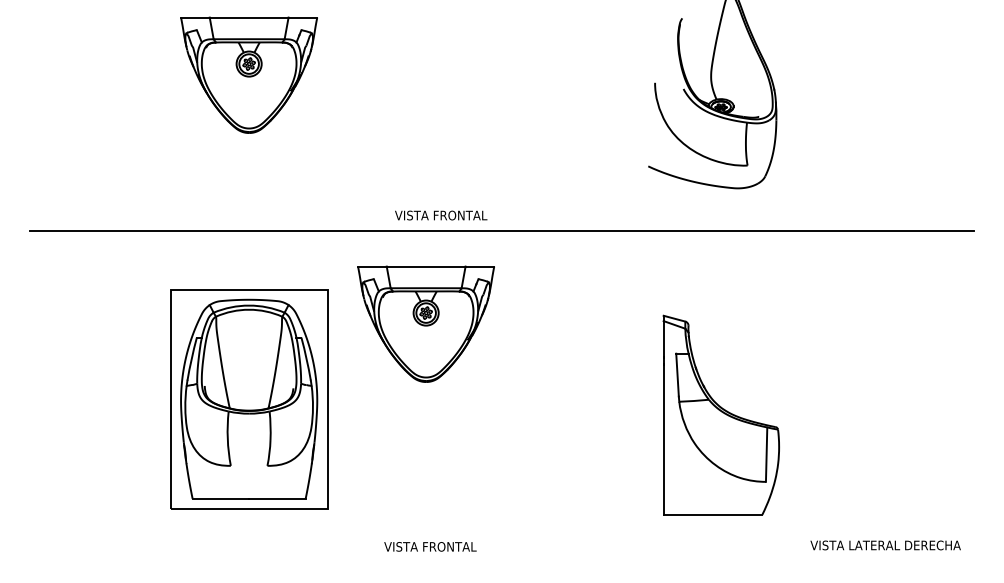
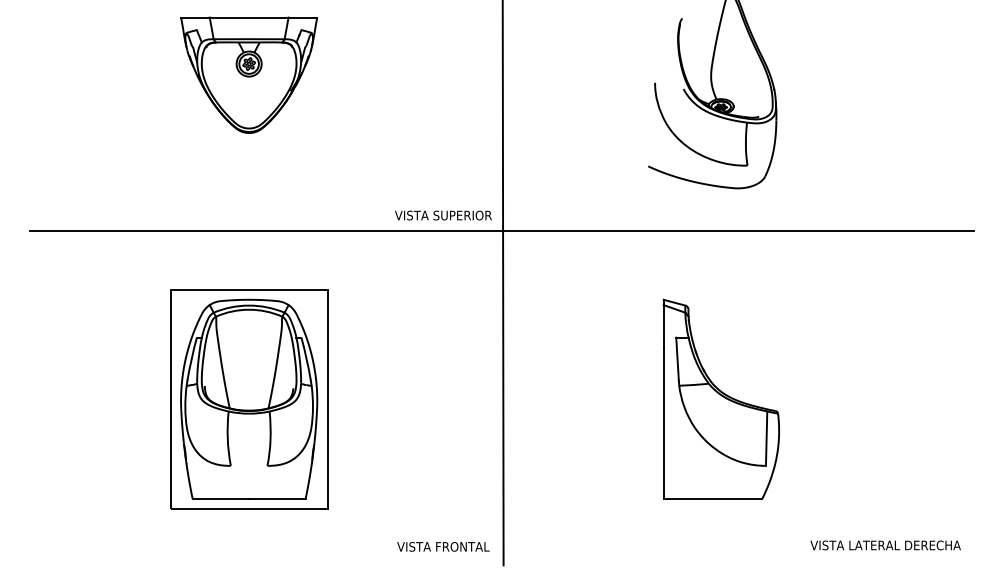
text: VISTA FRONTAL -> VISTA SUPERIOR (462, 215)
line: none -> present (502, 283)
part: present -> none (425, 323)
part position: (720, 414) -> (720, 398) (720, 398)
text position: (430, 546) -> (443, 546) (443, 546)
